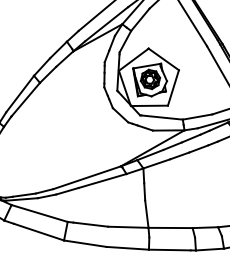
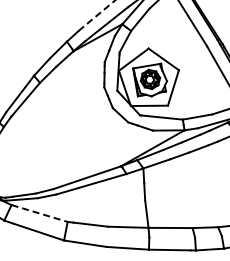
line: solid -> dashed (96, 15)
line: solid -> dashed (40, 213)
